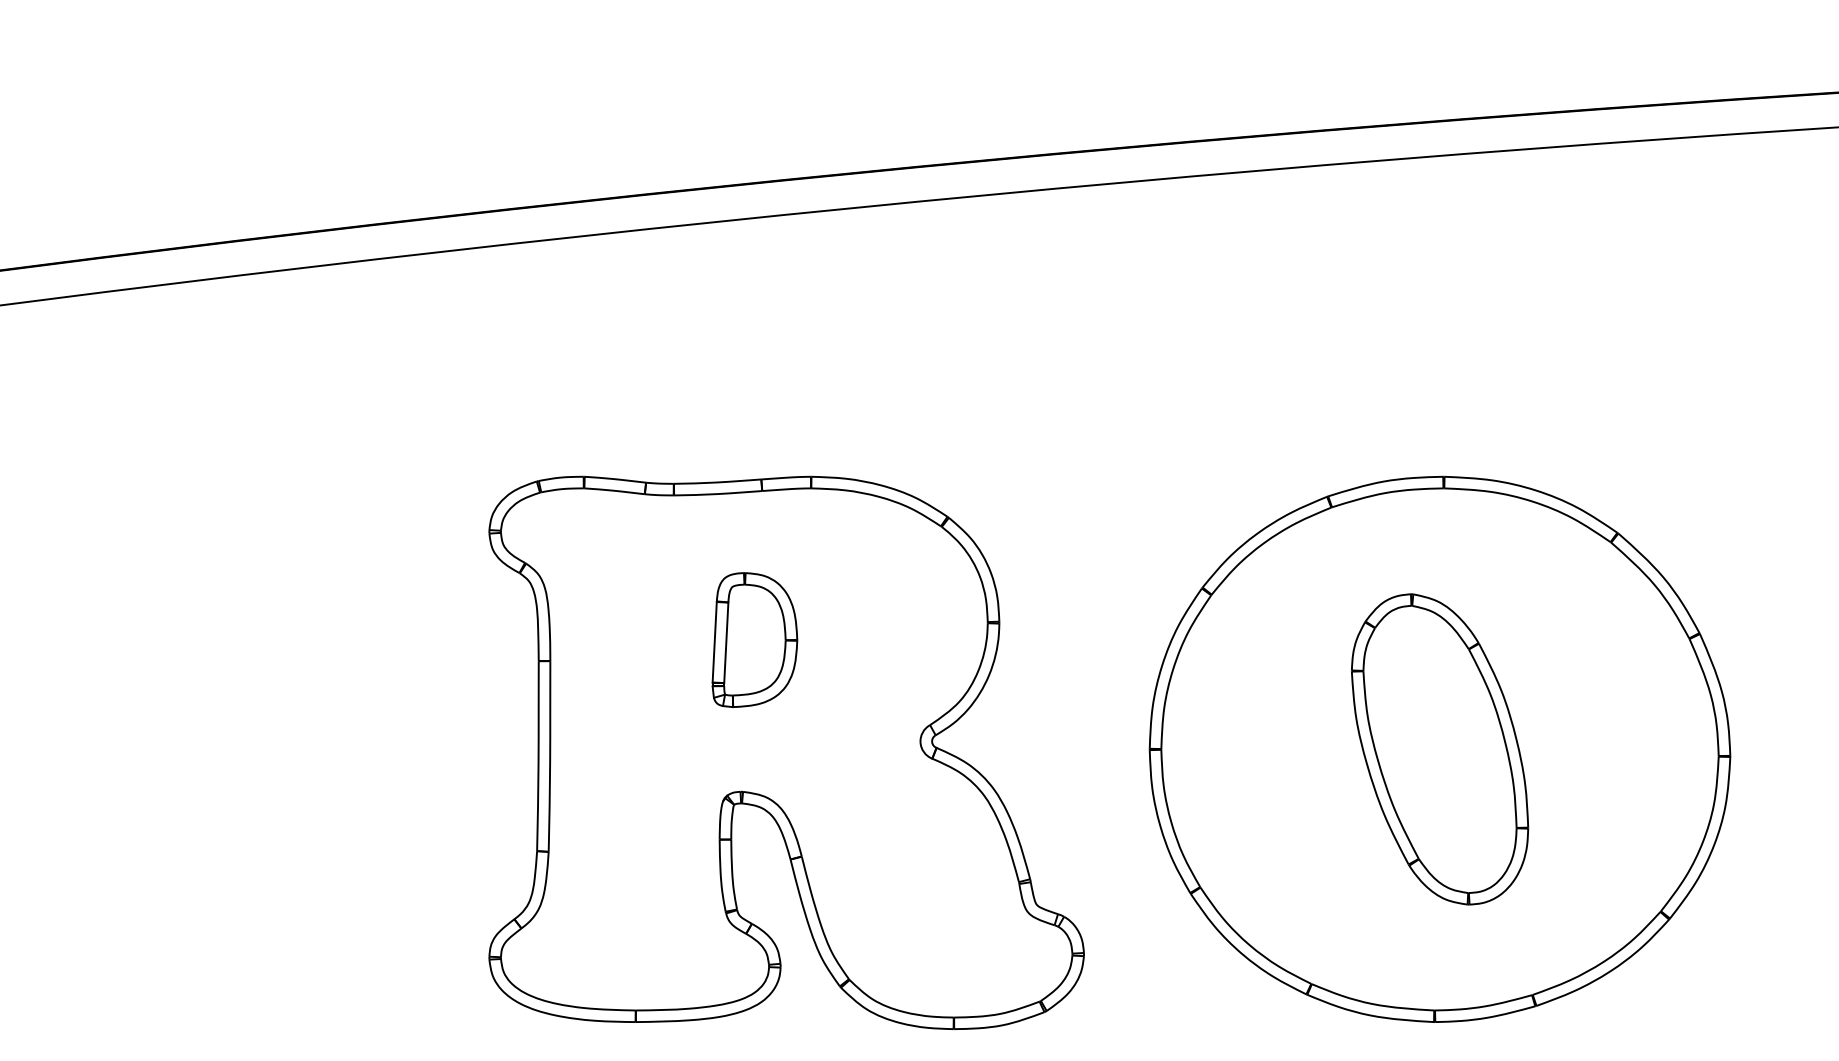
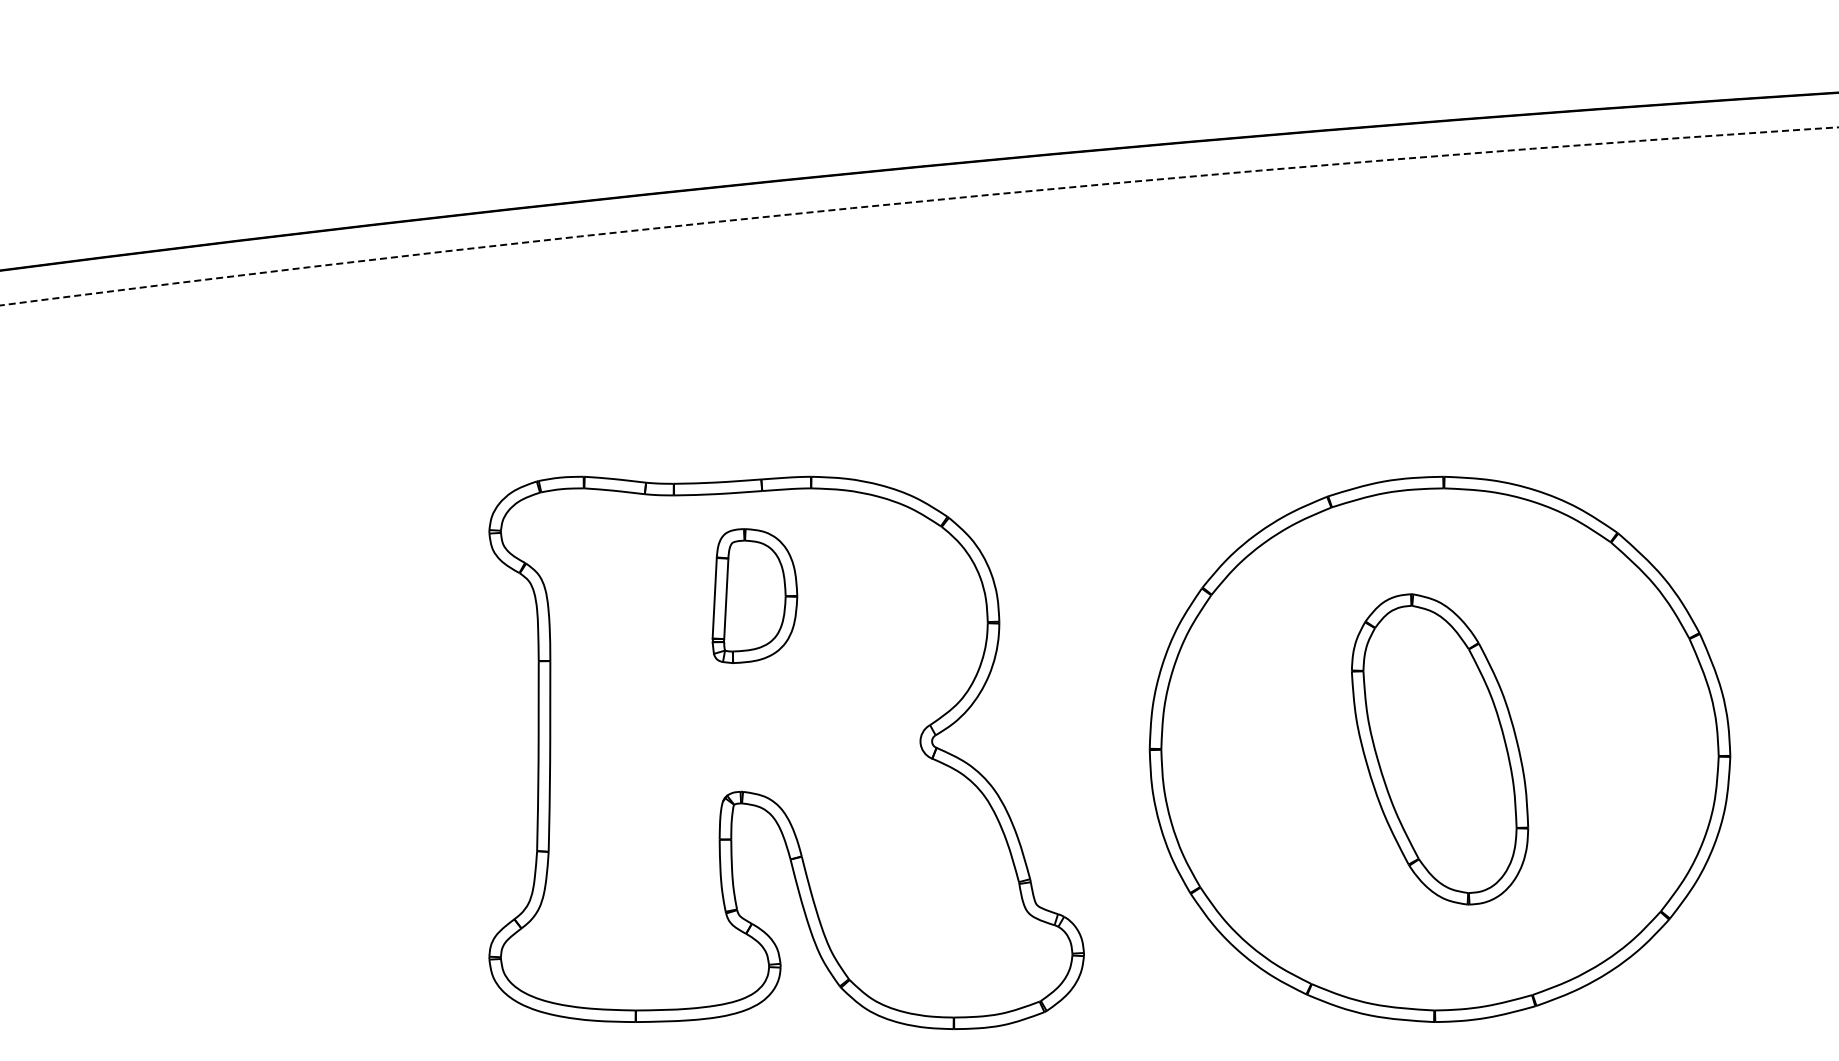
arc: solid -> dashed (917, 201)
part position: (754, 640) -> (754, 596) (754, 596)
